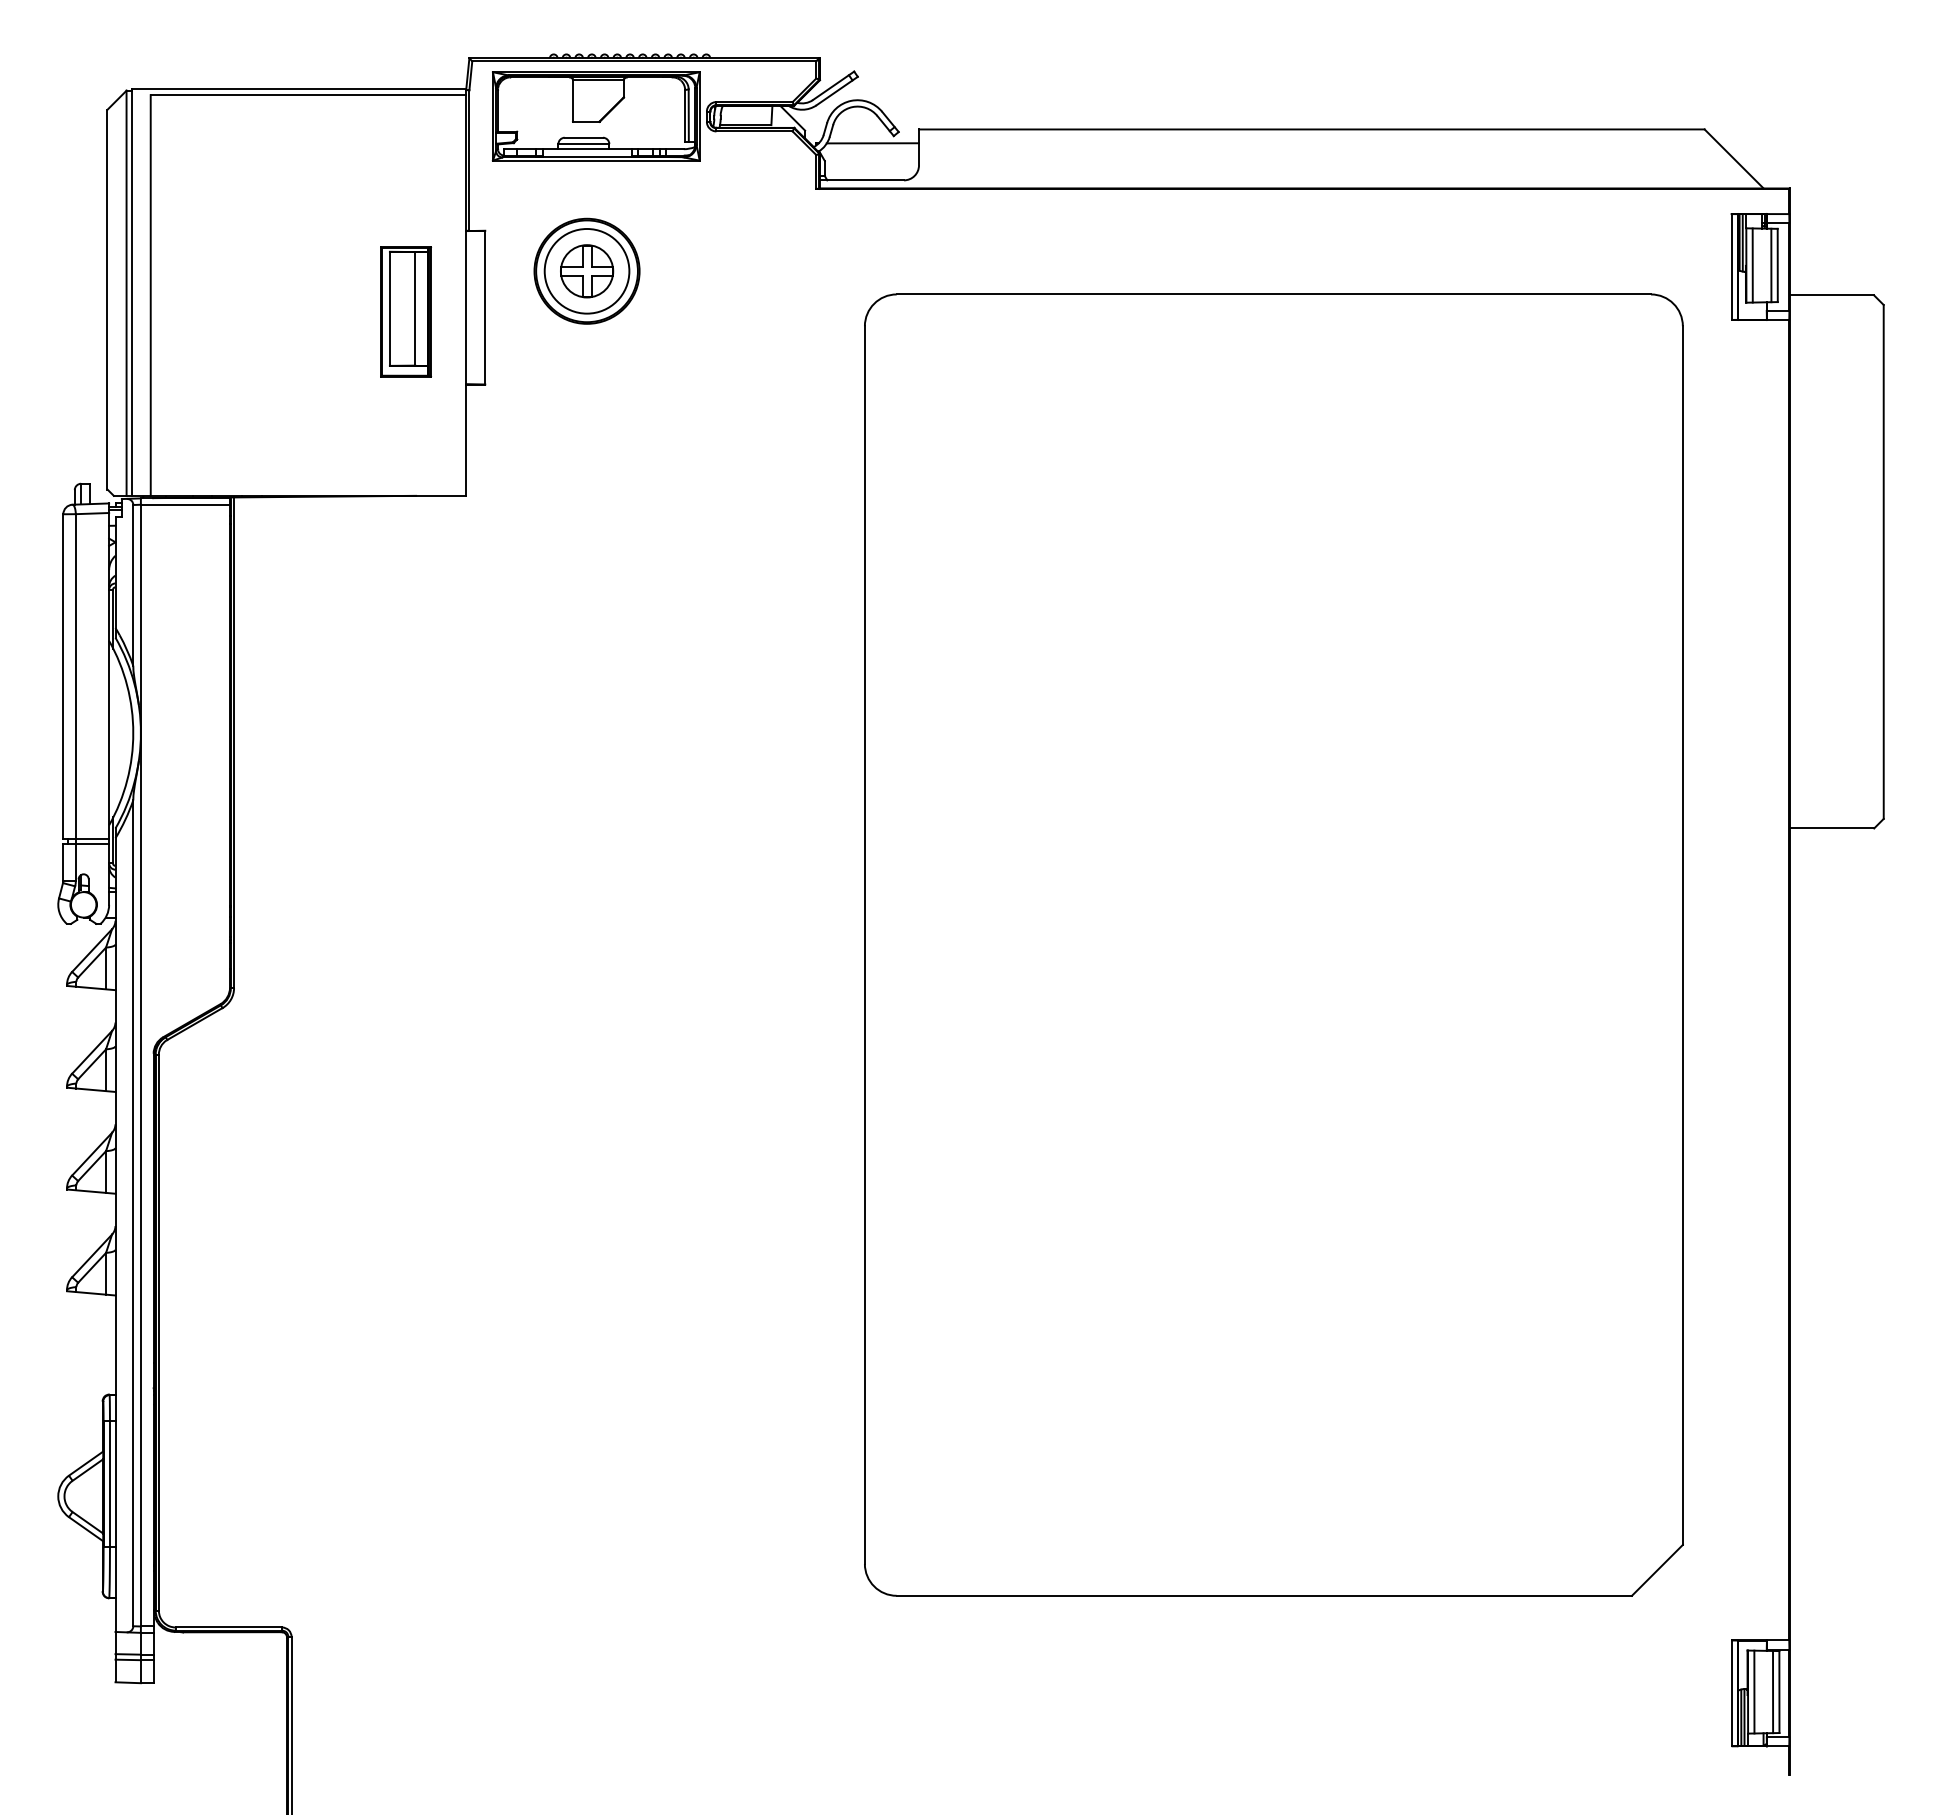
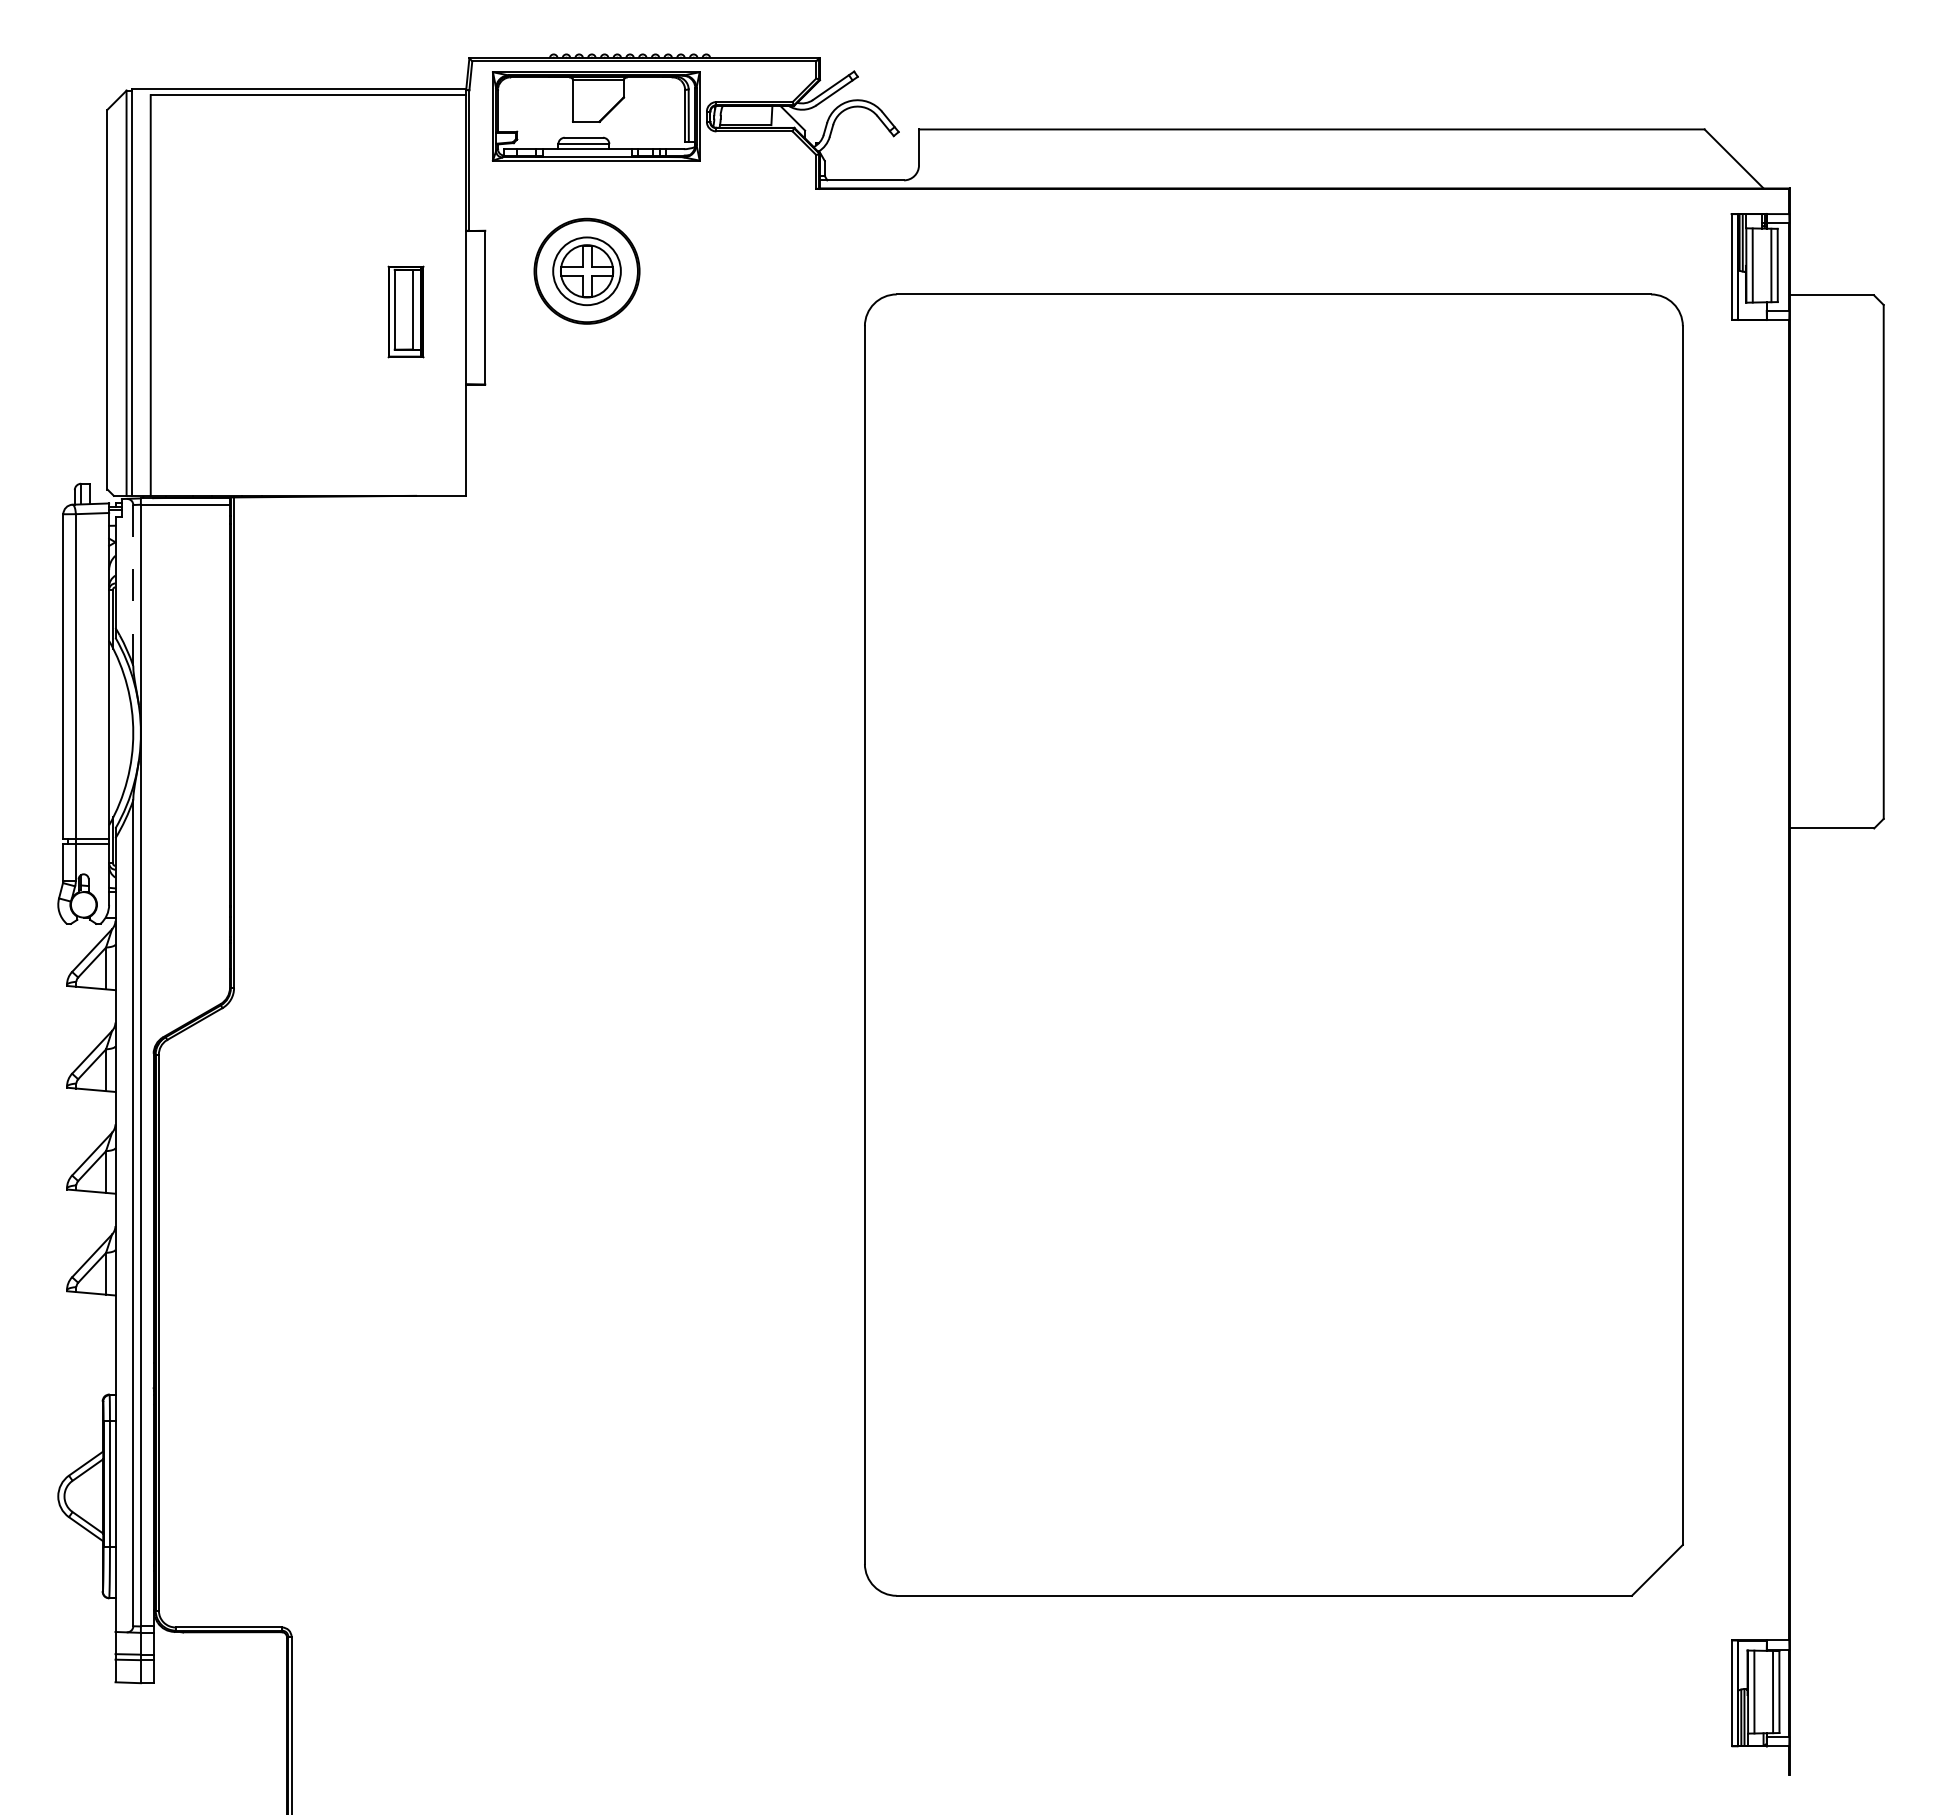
line: present -> none (872, 143)
circle diameter: 85 px -> 68 px (586, 271)
part size: 52x132 px -> 38x94 px (405, 311)
line: solid -> dashed (133, 584)
